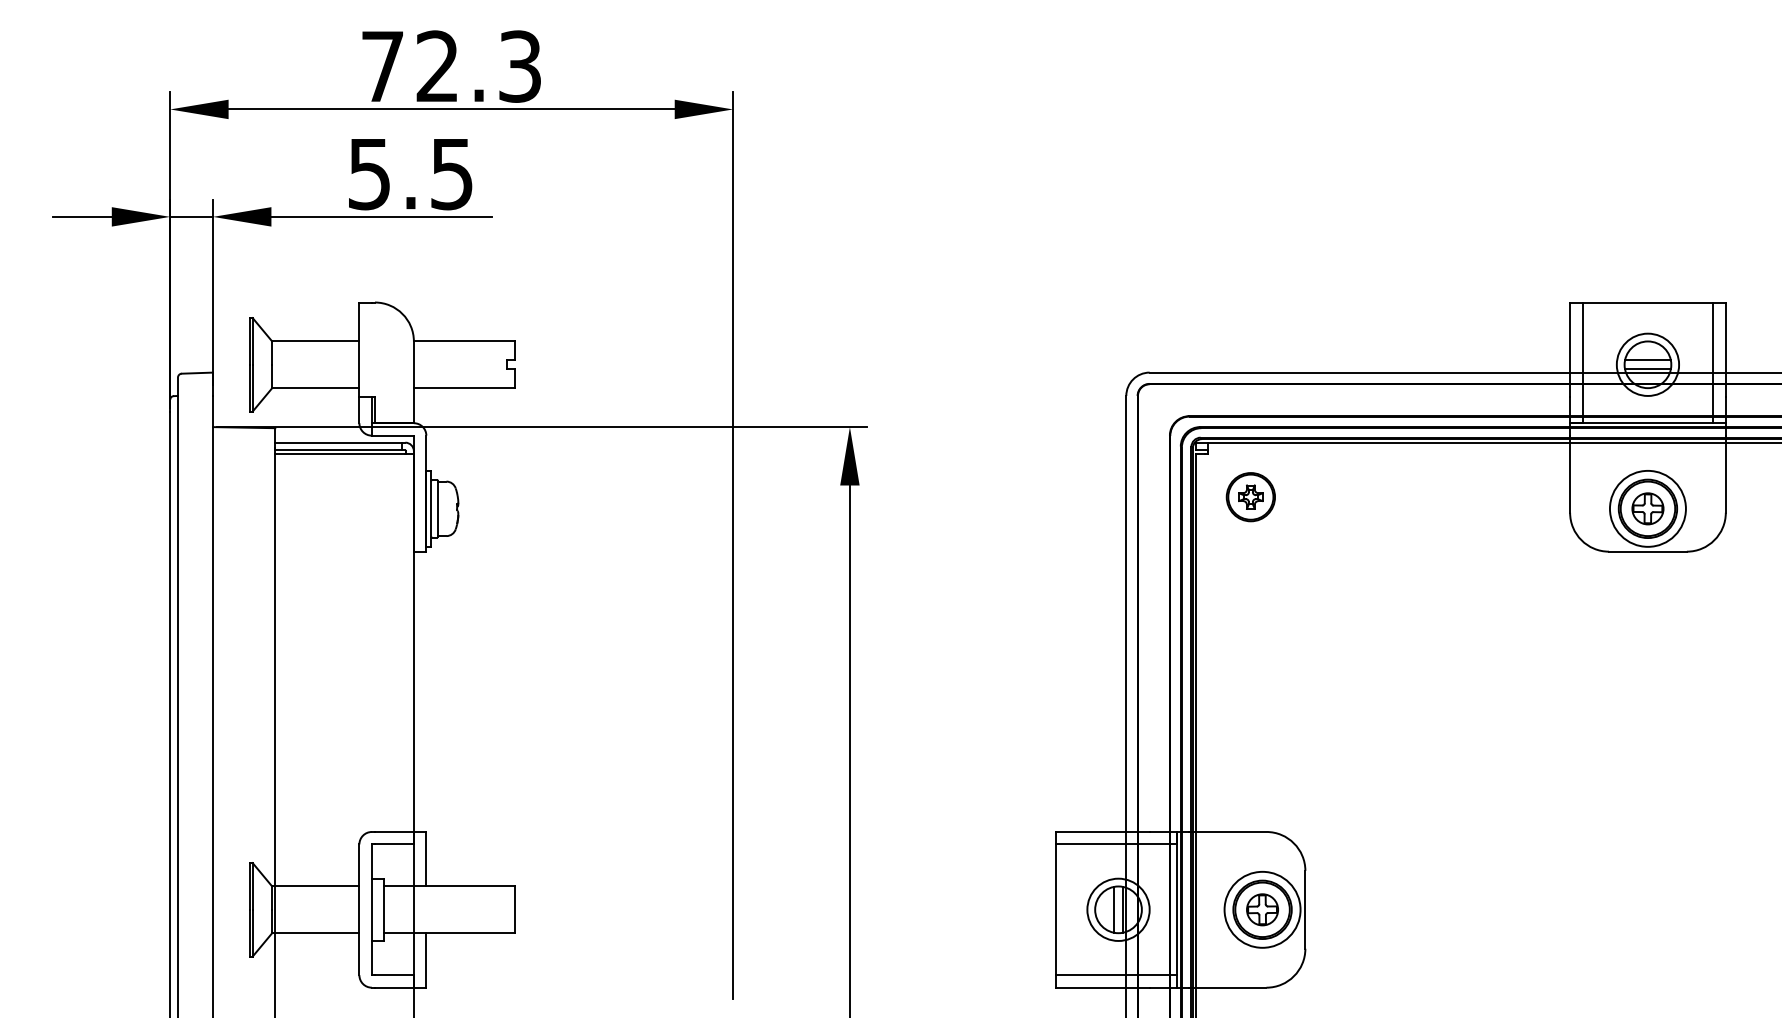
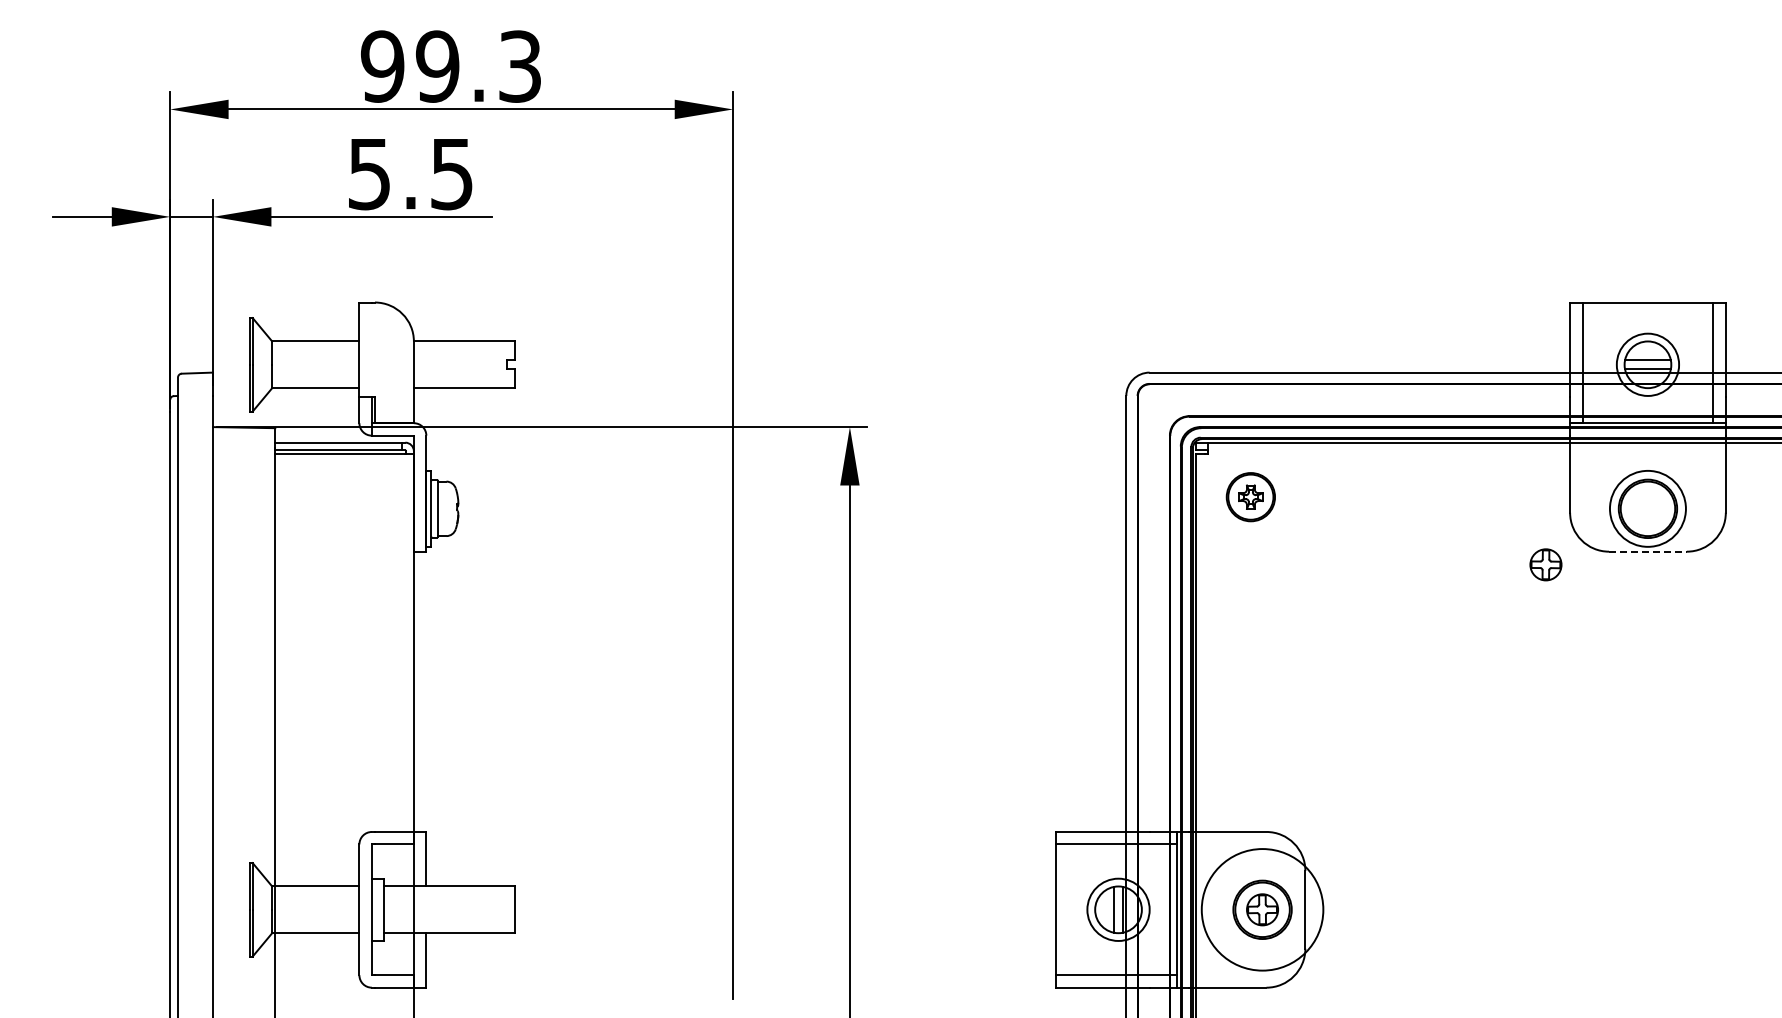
text: 72.3 -> 99.3 (409, 66)
part position: (1647, 508) -> (1545, 564) (1545, 564)
line: solid -> dashed (1647, 551)
circle diameter: 76 px -> 122 px (1262, 909)
